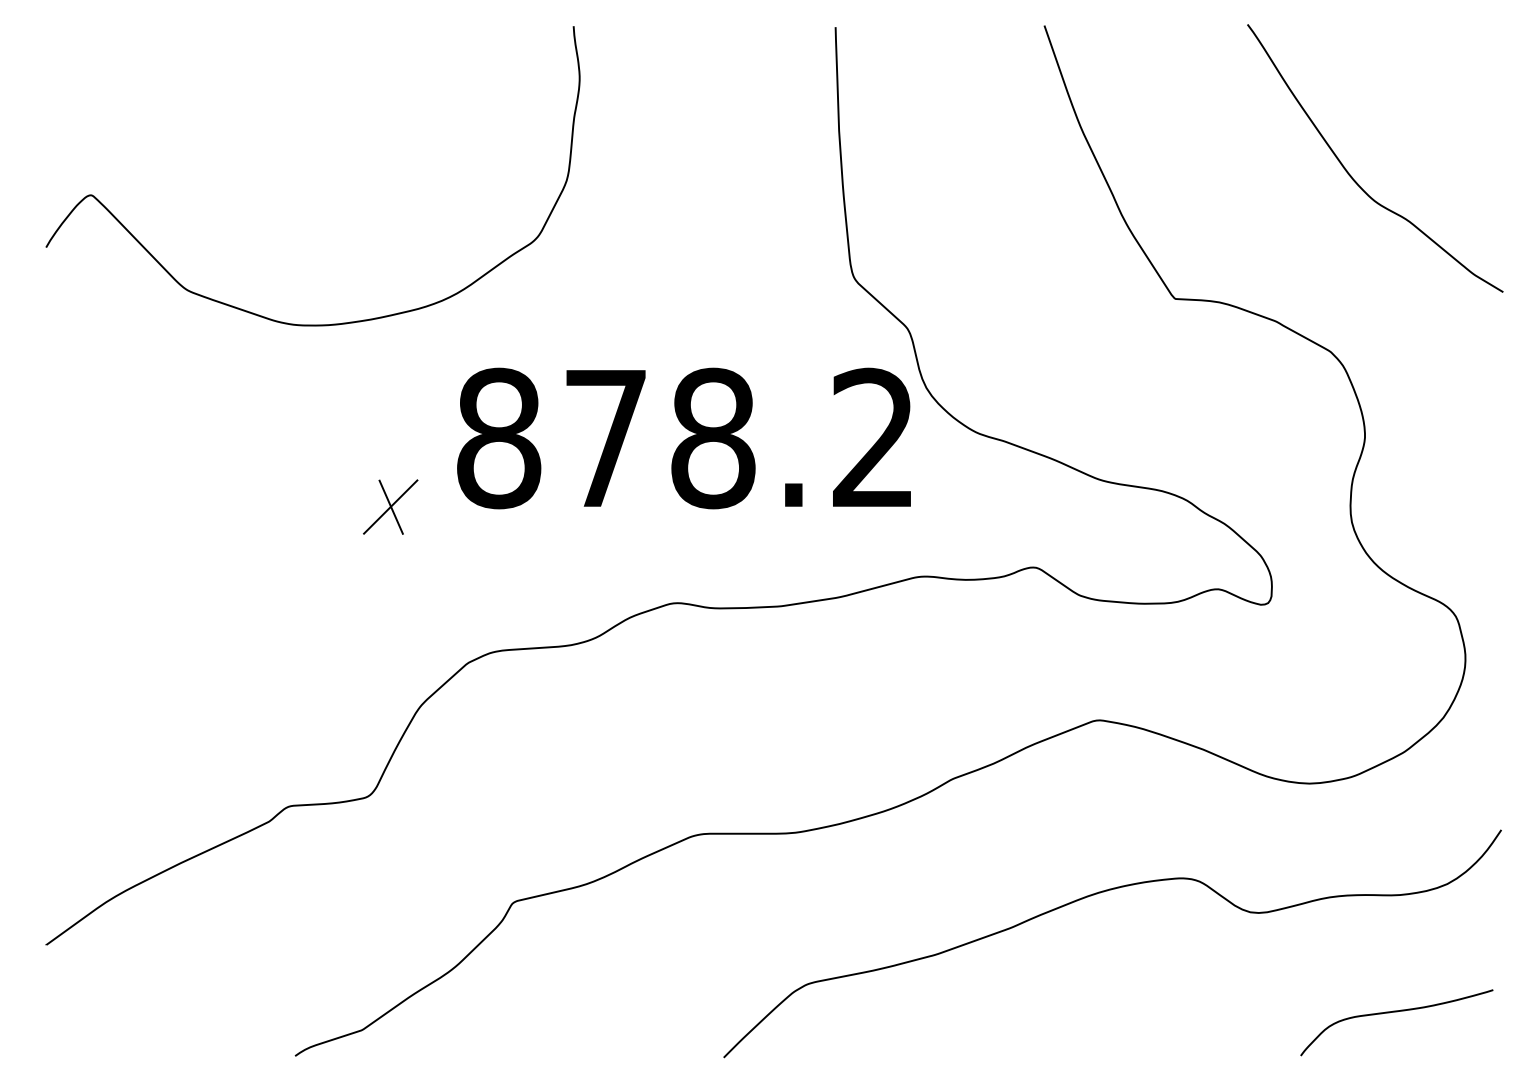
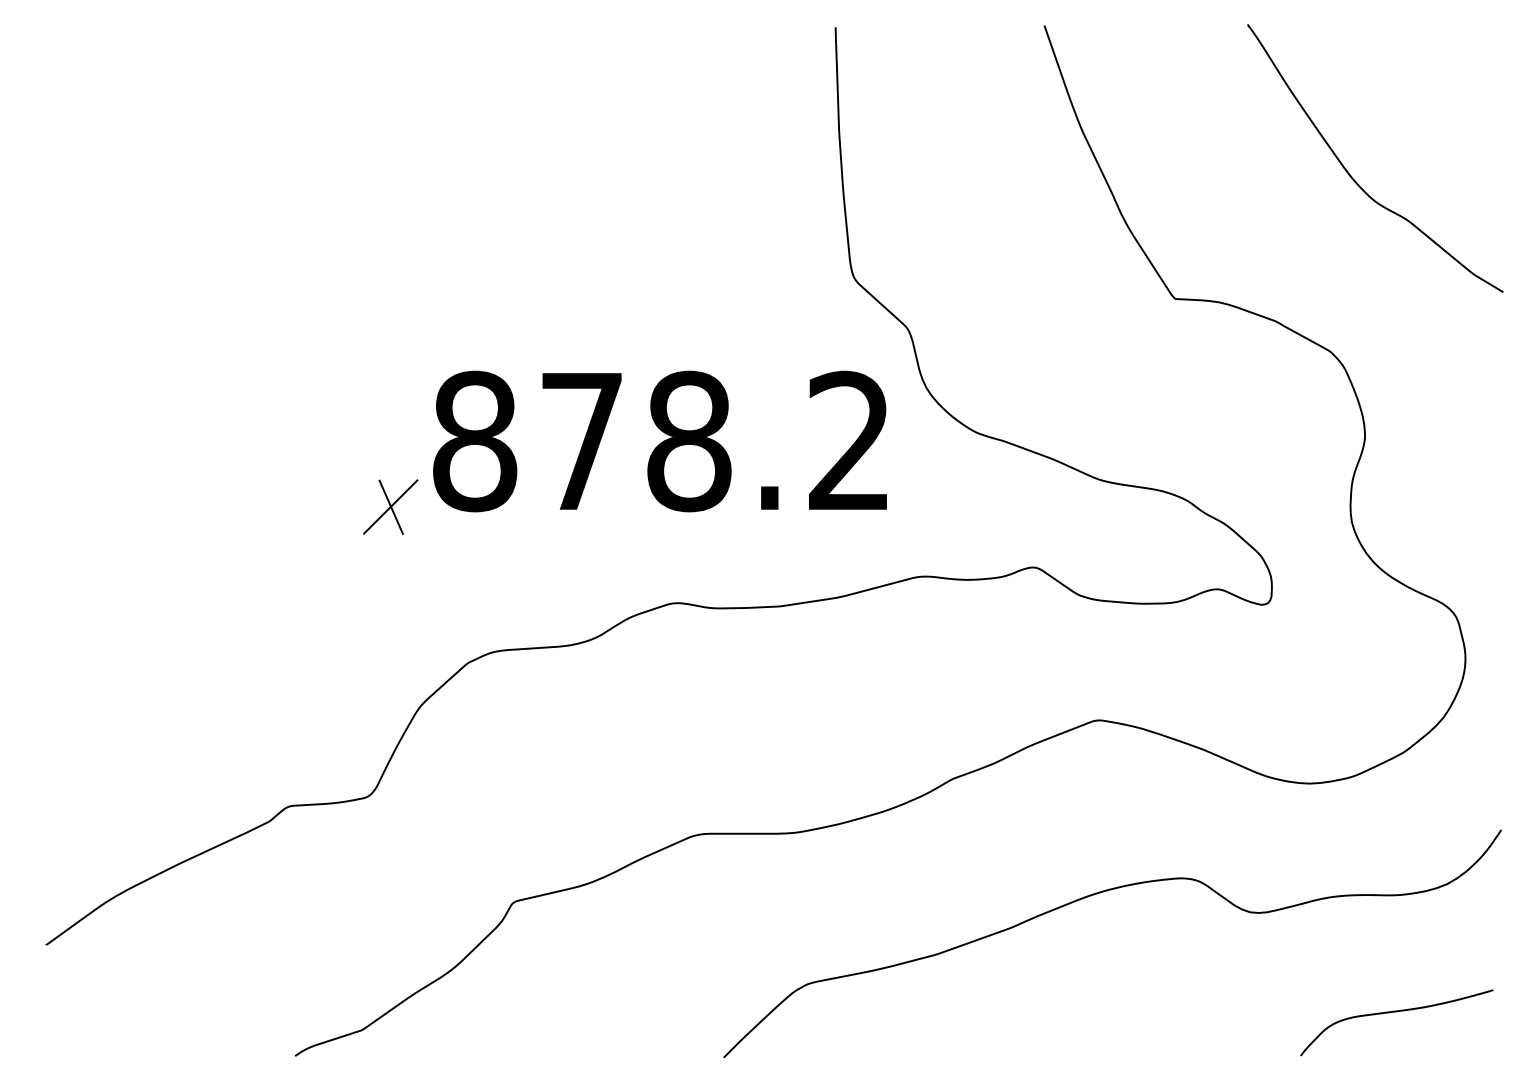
curve: present -> none (265, 316)
text position: (683, 438) -> (659, 441) (659, 441)
